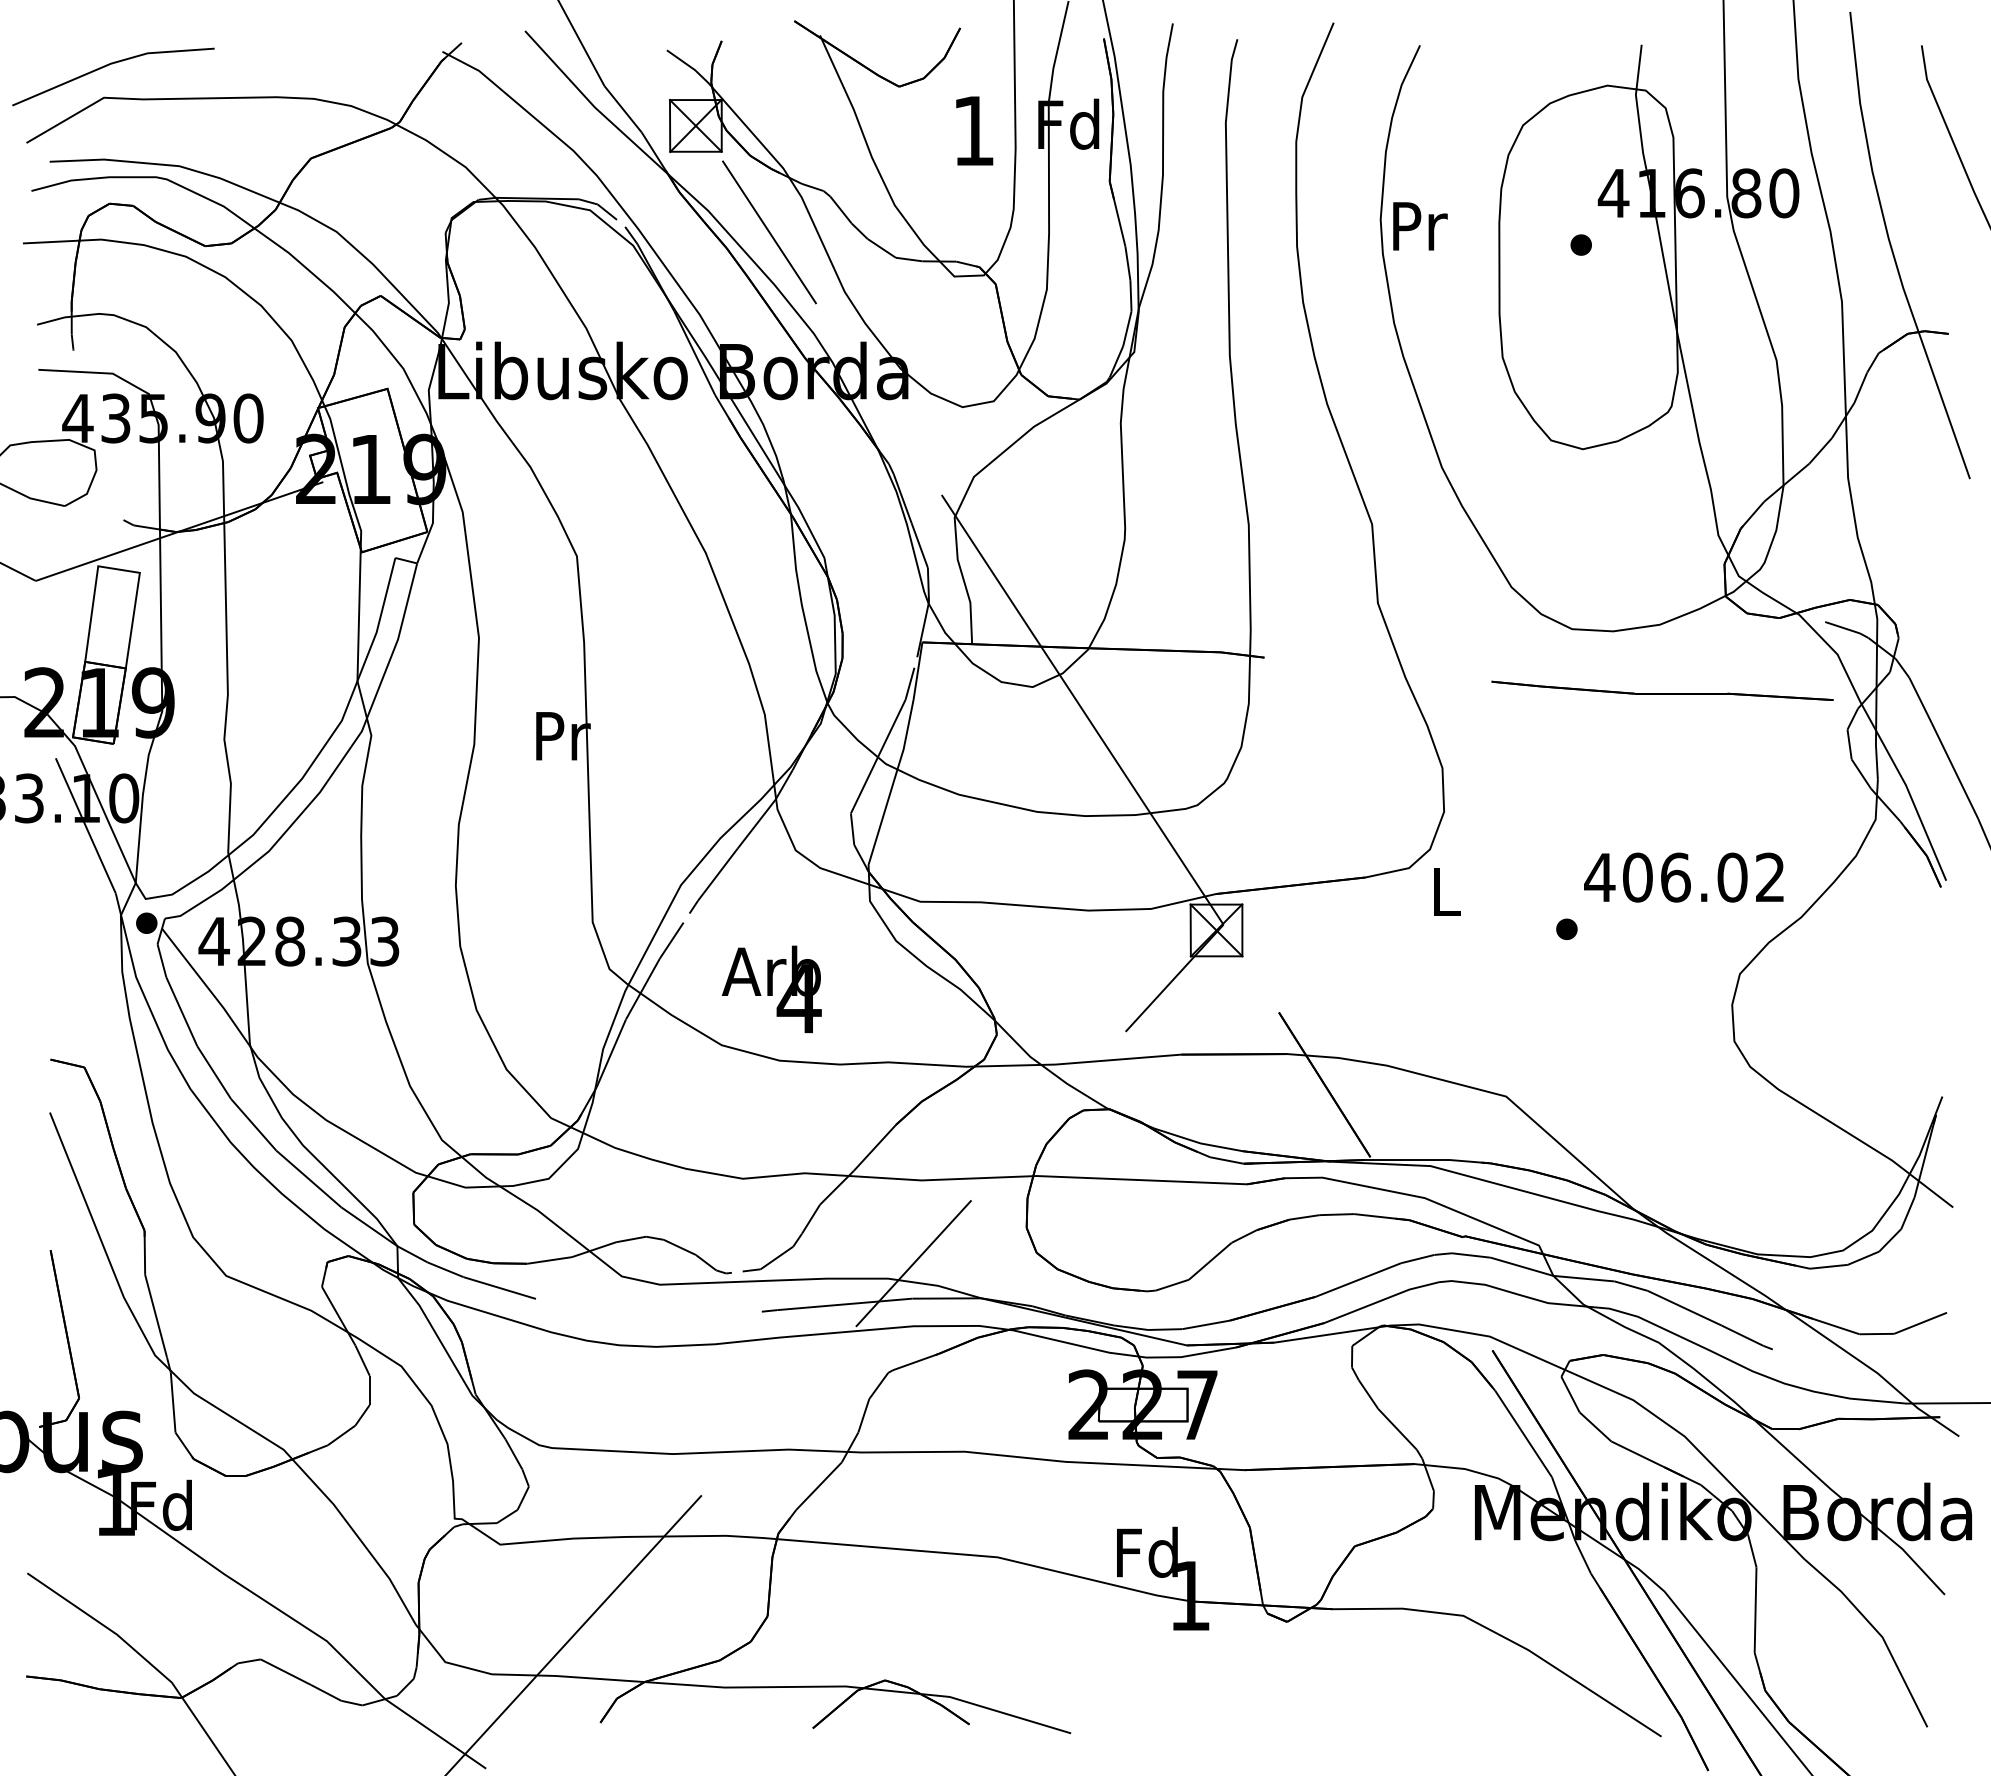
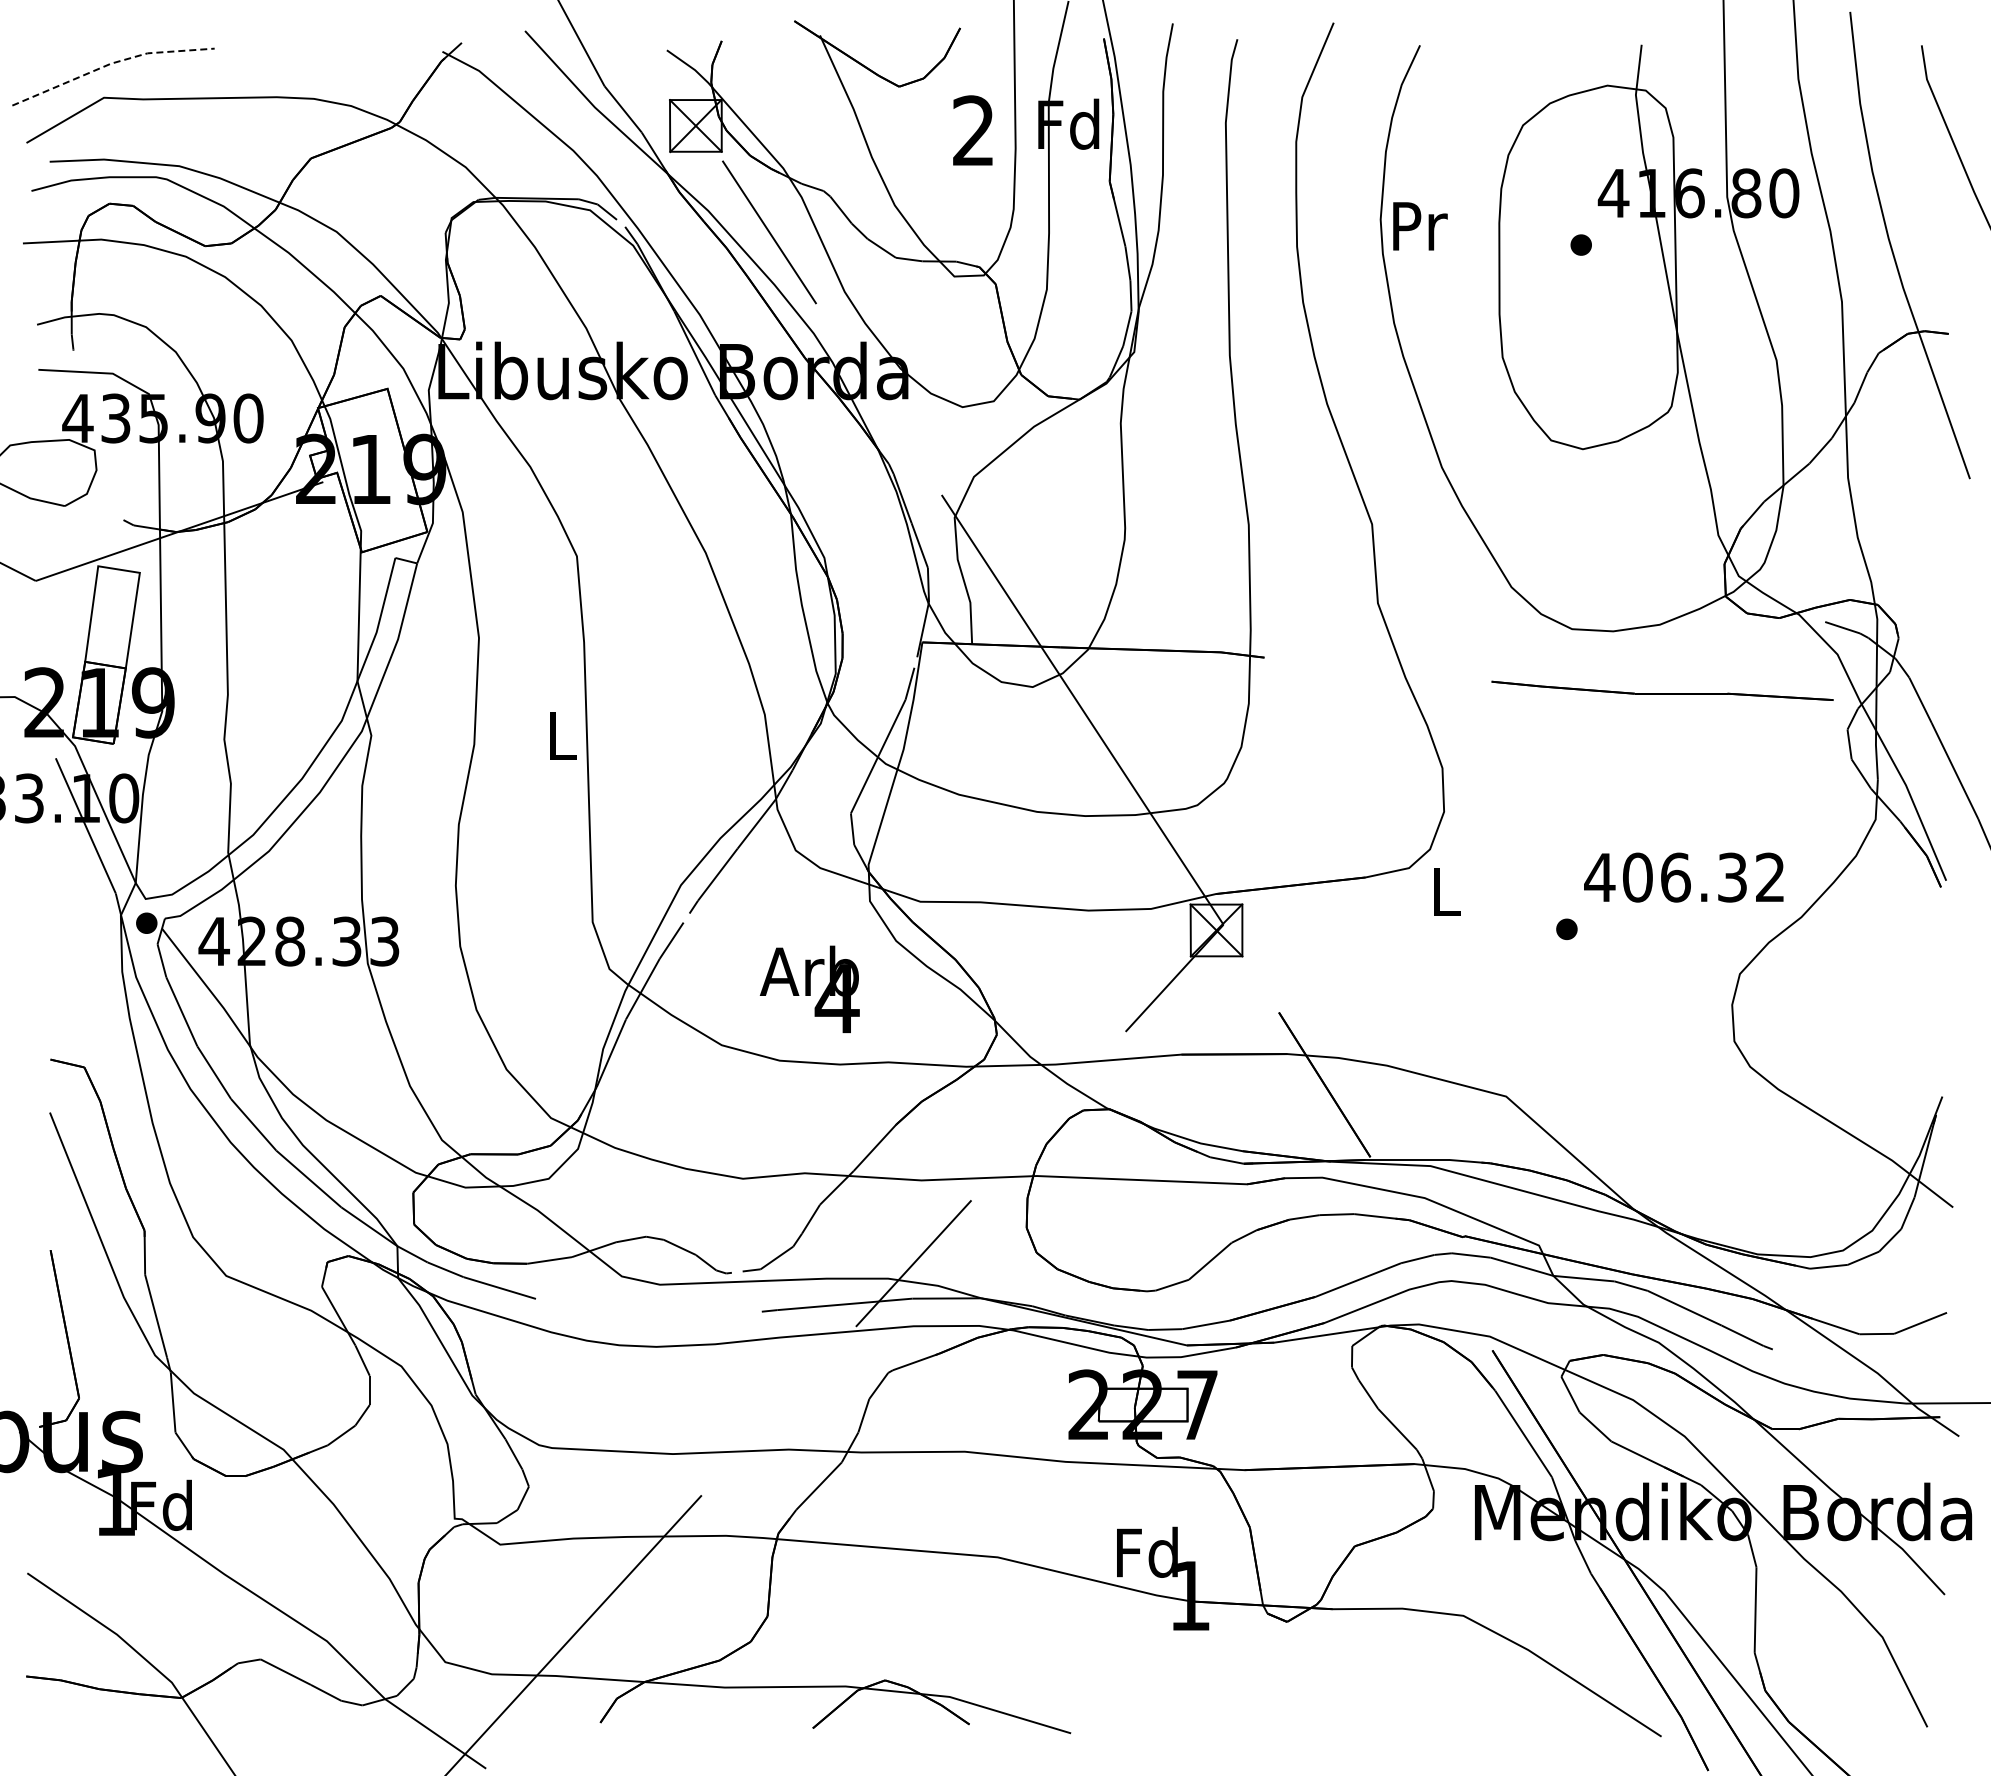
line: solid -> dashed (111, 63)
text: 1 -> 2 (973, 130)
text: Pr -> L (563, 736)
text: 406.02 -> 406.32 (1732, 877)
text position: (771, 988) -> (809, 988) (809, 988)
